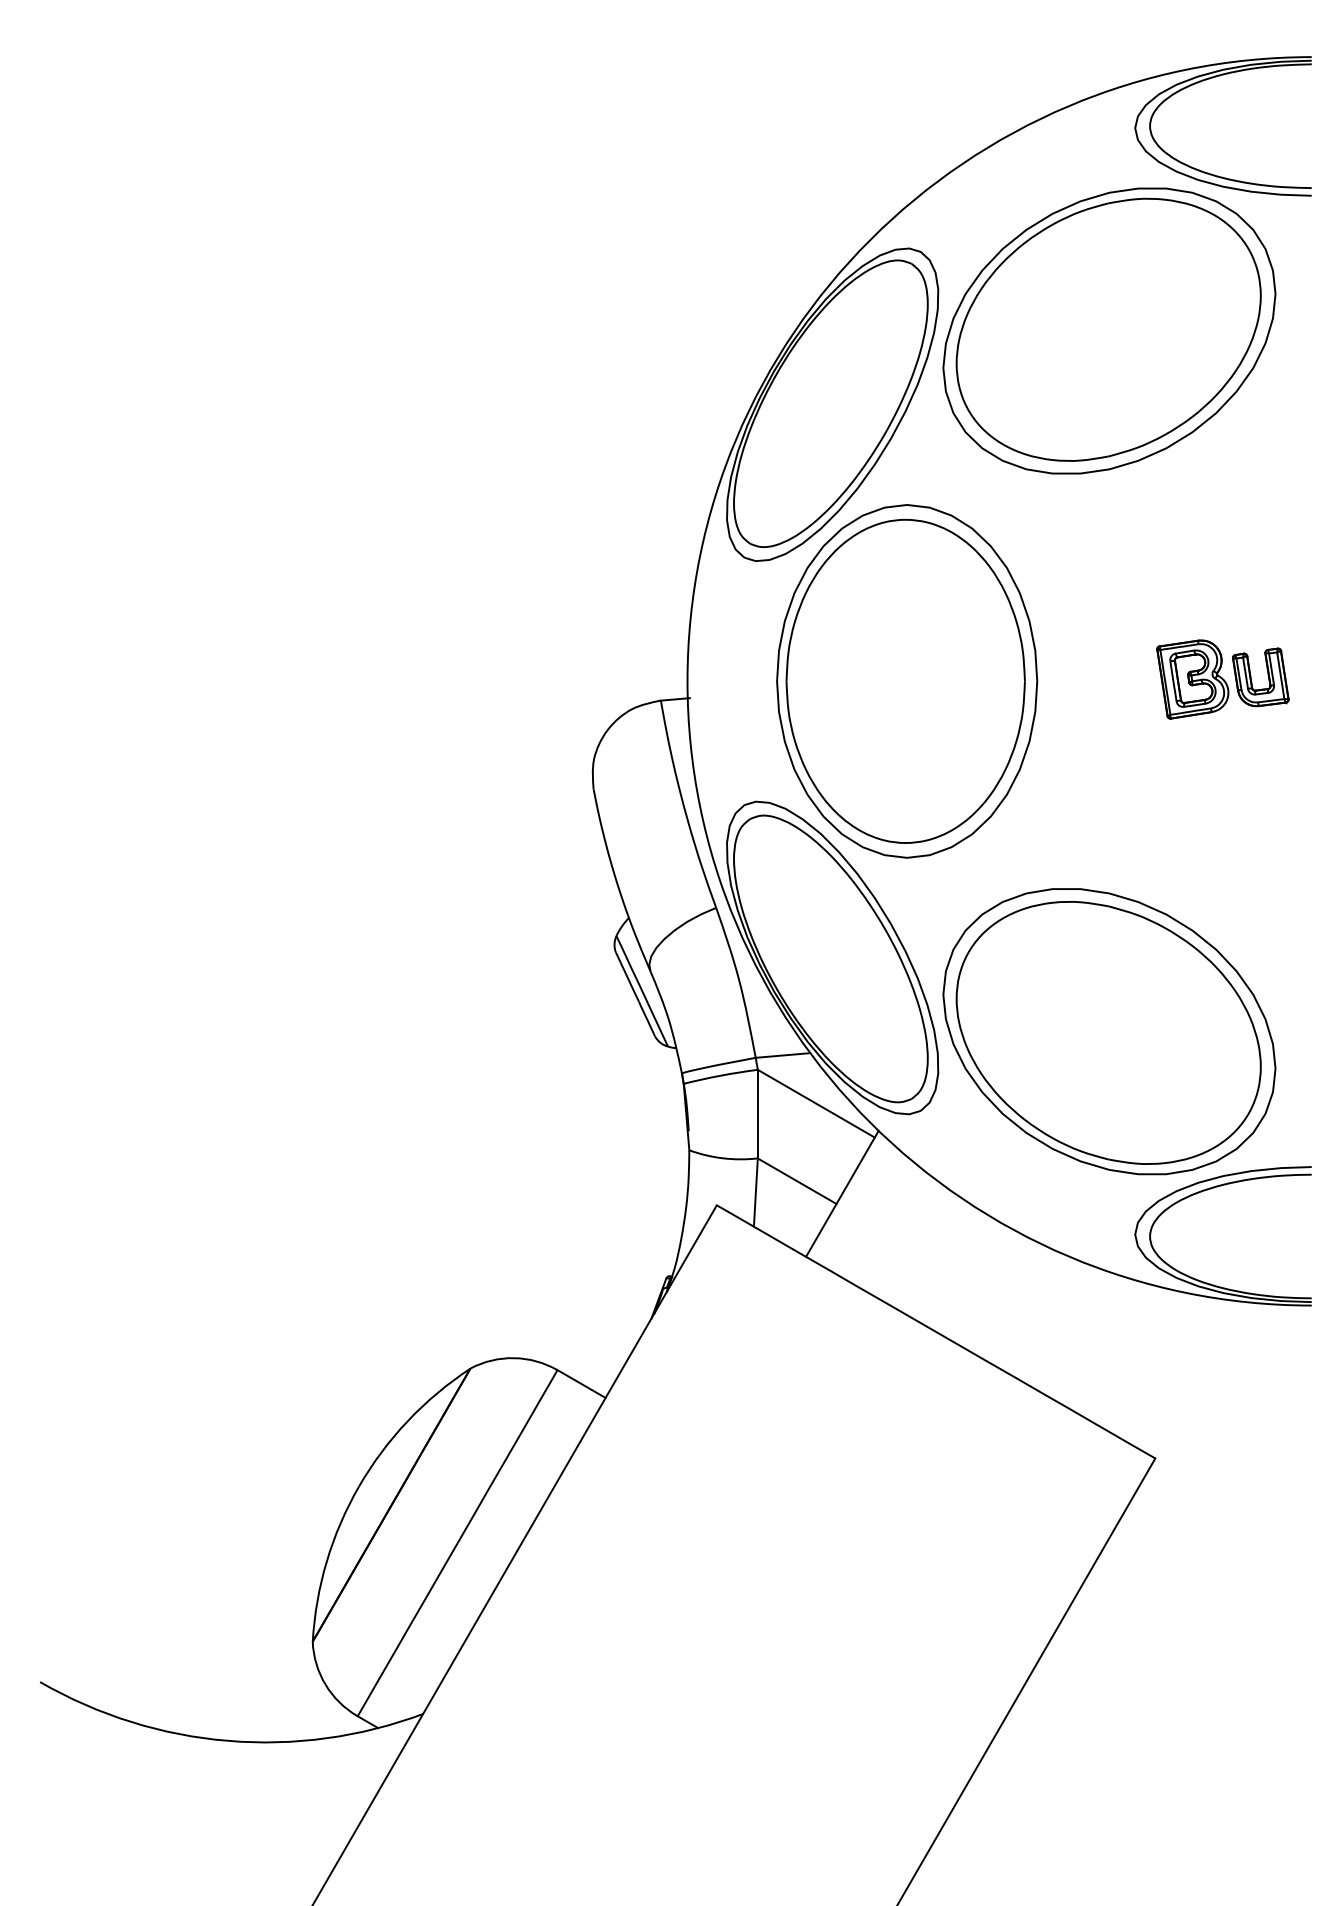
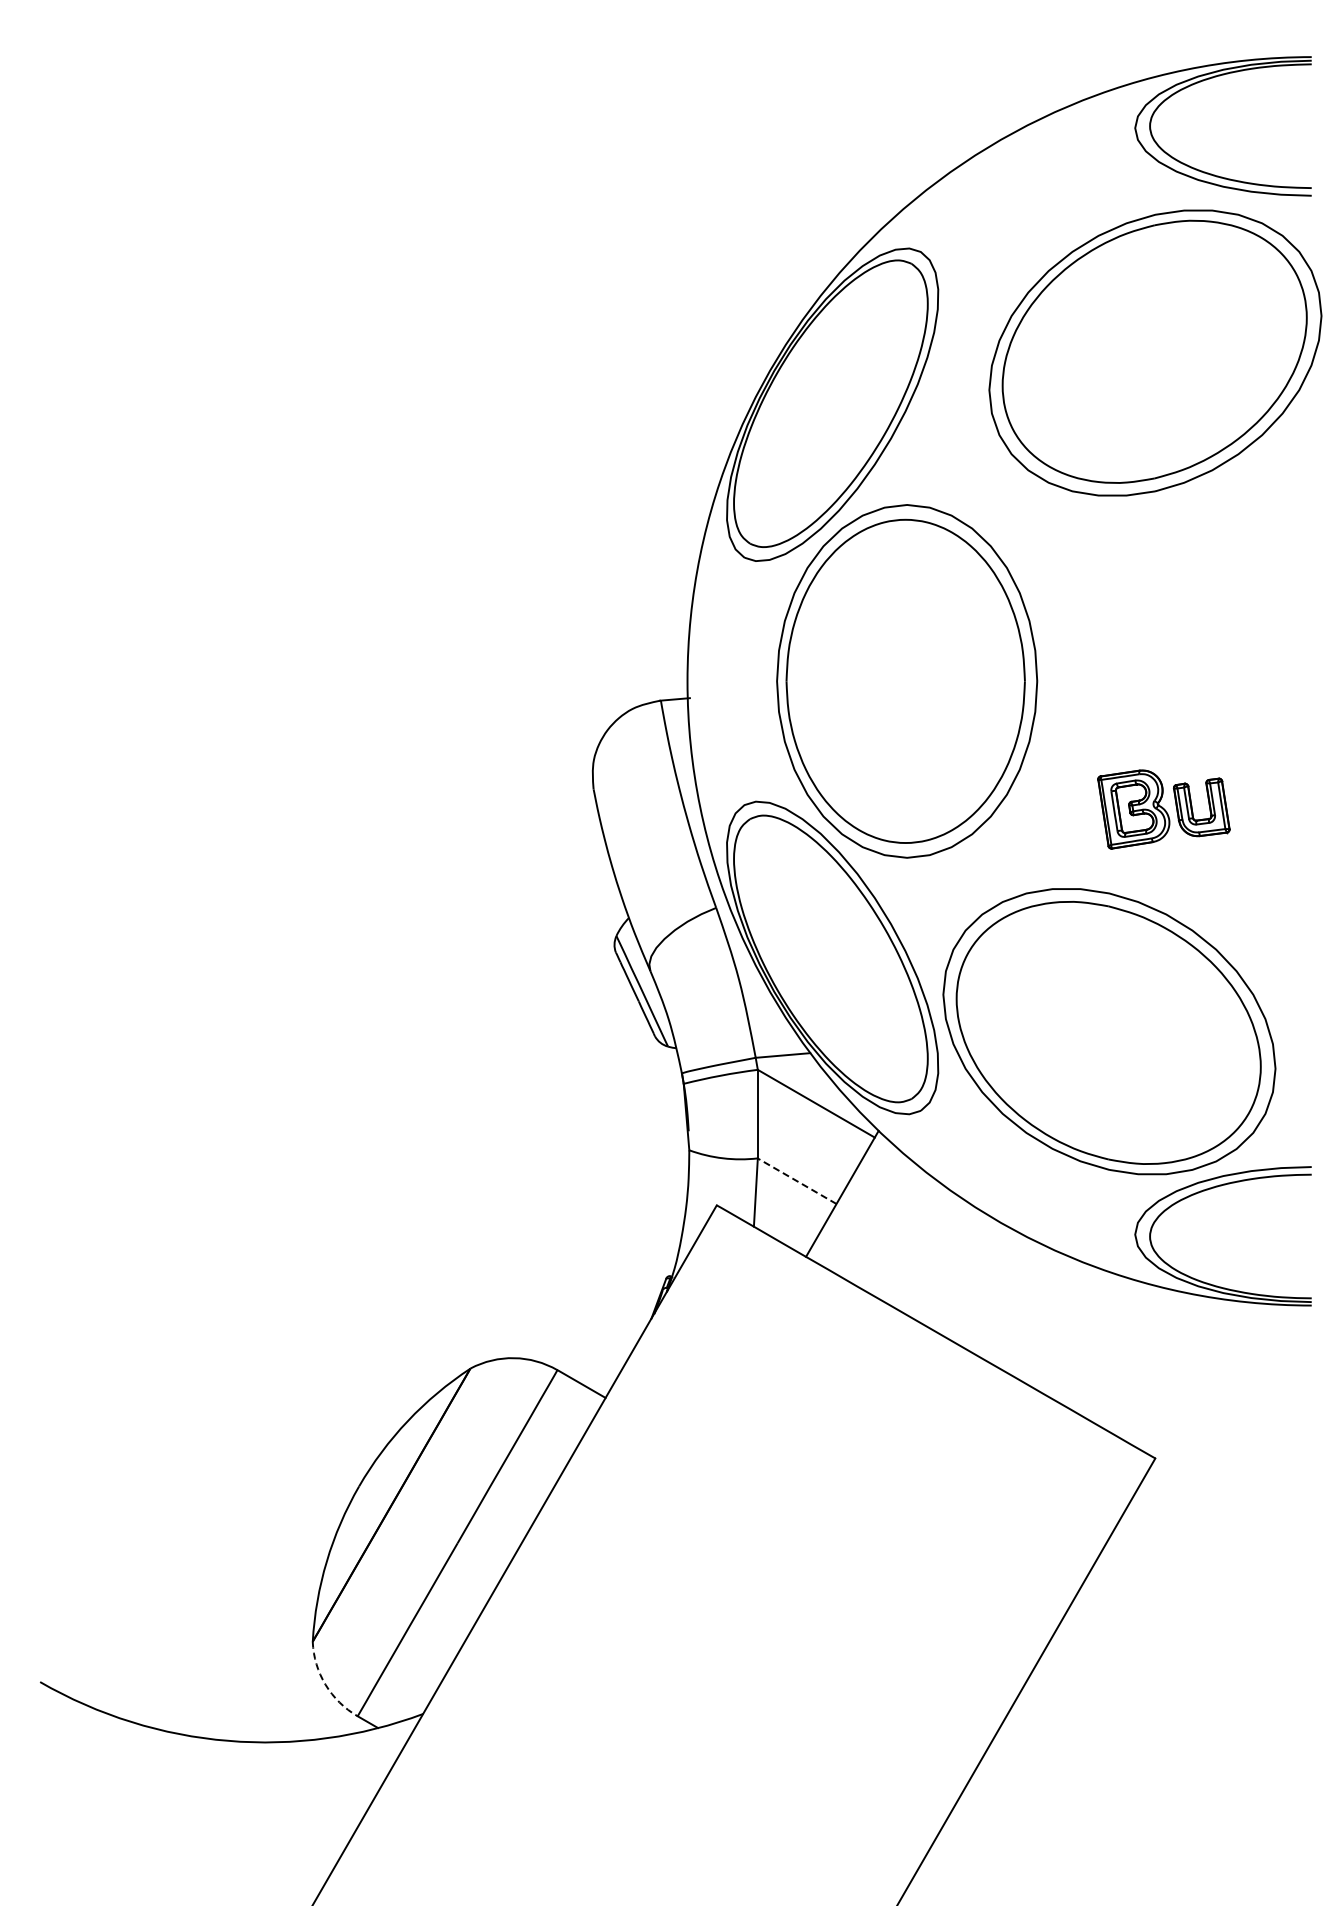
part position: (1109, 330) -> (1155, 352) (1155, 352)
part position: (1222, 679) -> (1163, 809) (1163, 809)
line: solid -> dashed (796, 1180)
arc: solid -> dashed (325, 1684)
